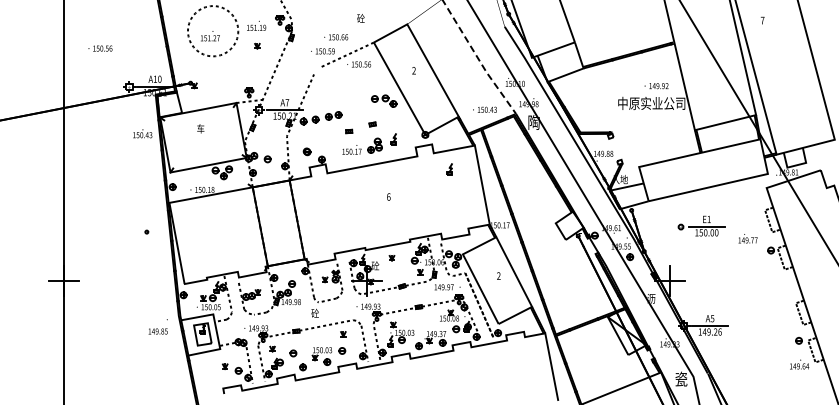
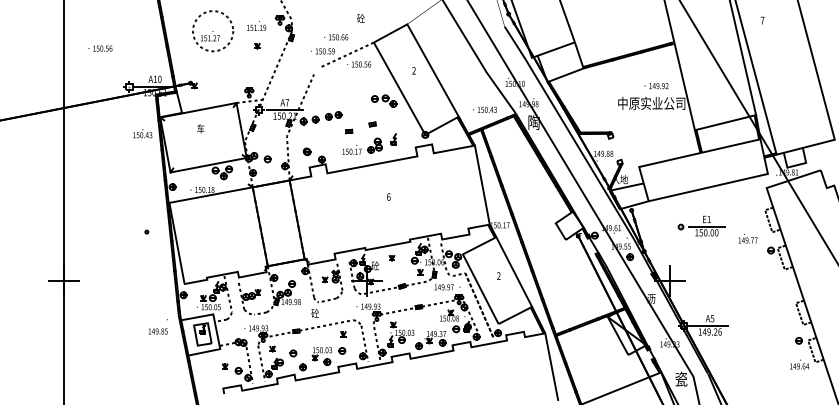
circle diameter: 50 px -> 40 px (213, 31)
line: dashed -> solid (478, 58)
part: present -> none (449, 169)
